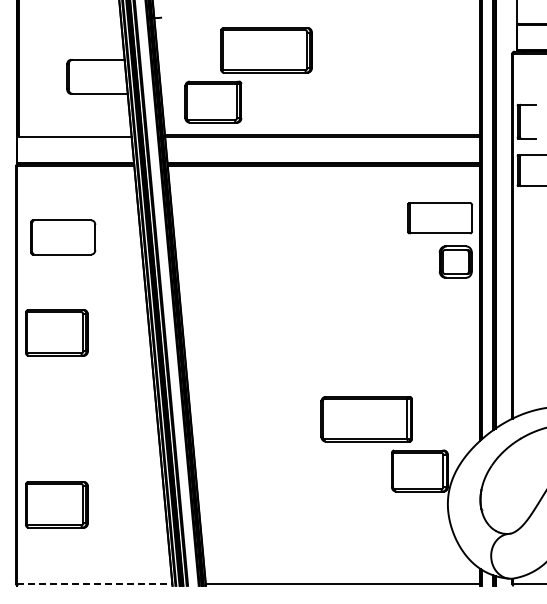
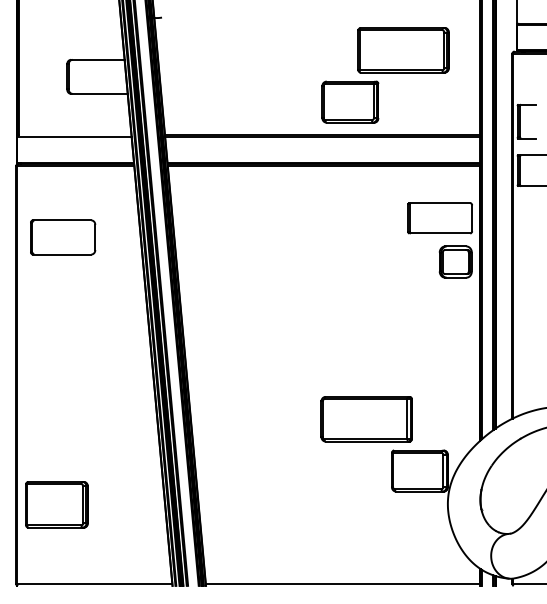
part position: (248, 75) -> (385, 75) (385, 75)
part: present -> none (56, 332)
line: dashed -> solid (94, 583)
